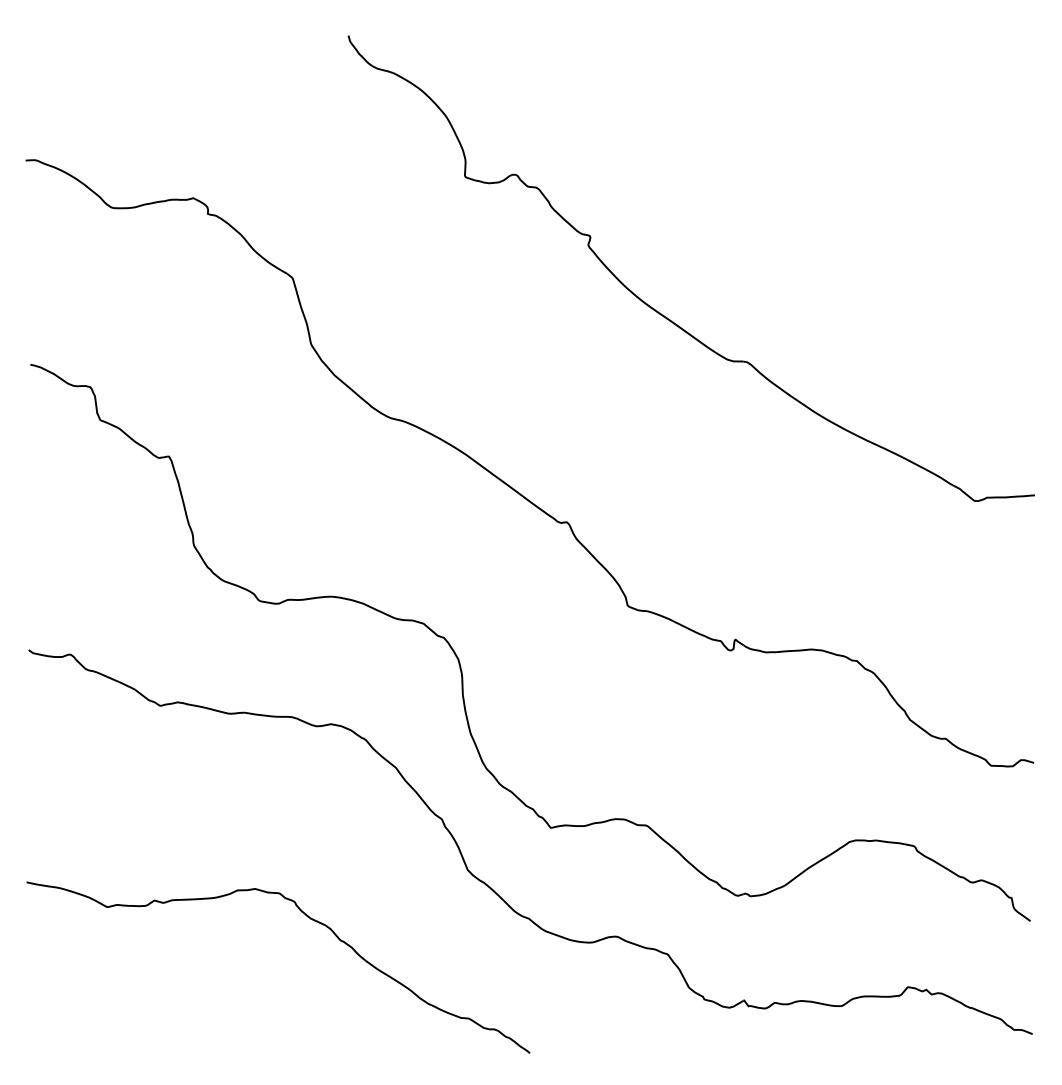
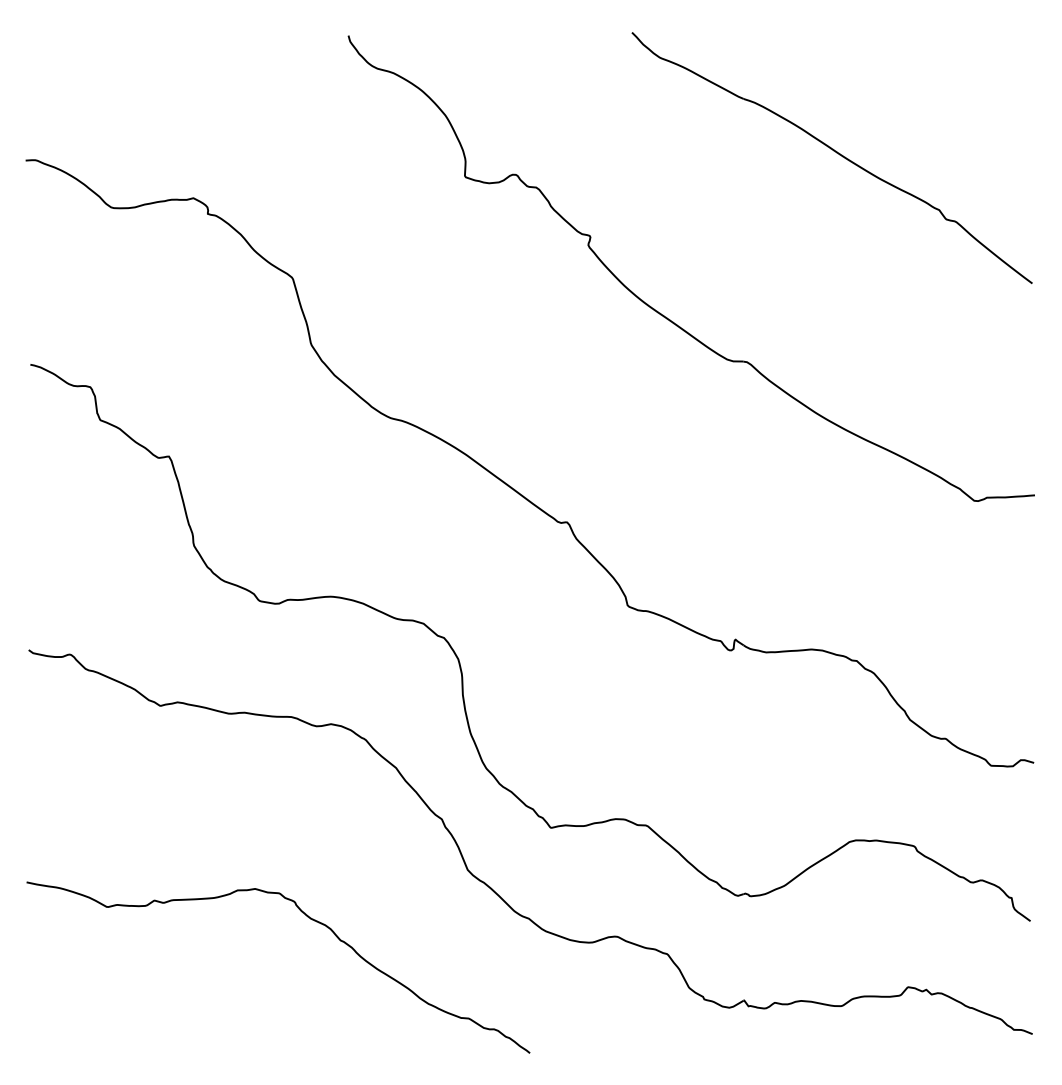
part: none -> present (833, 151)
